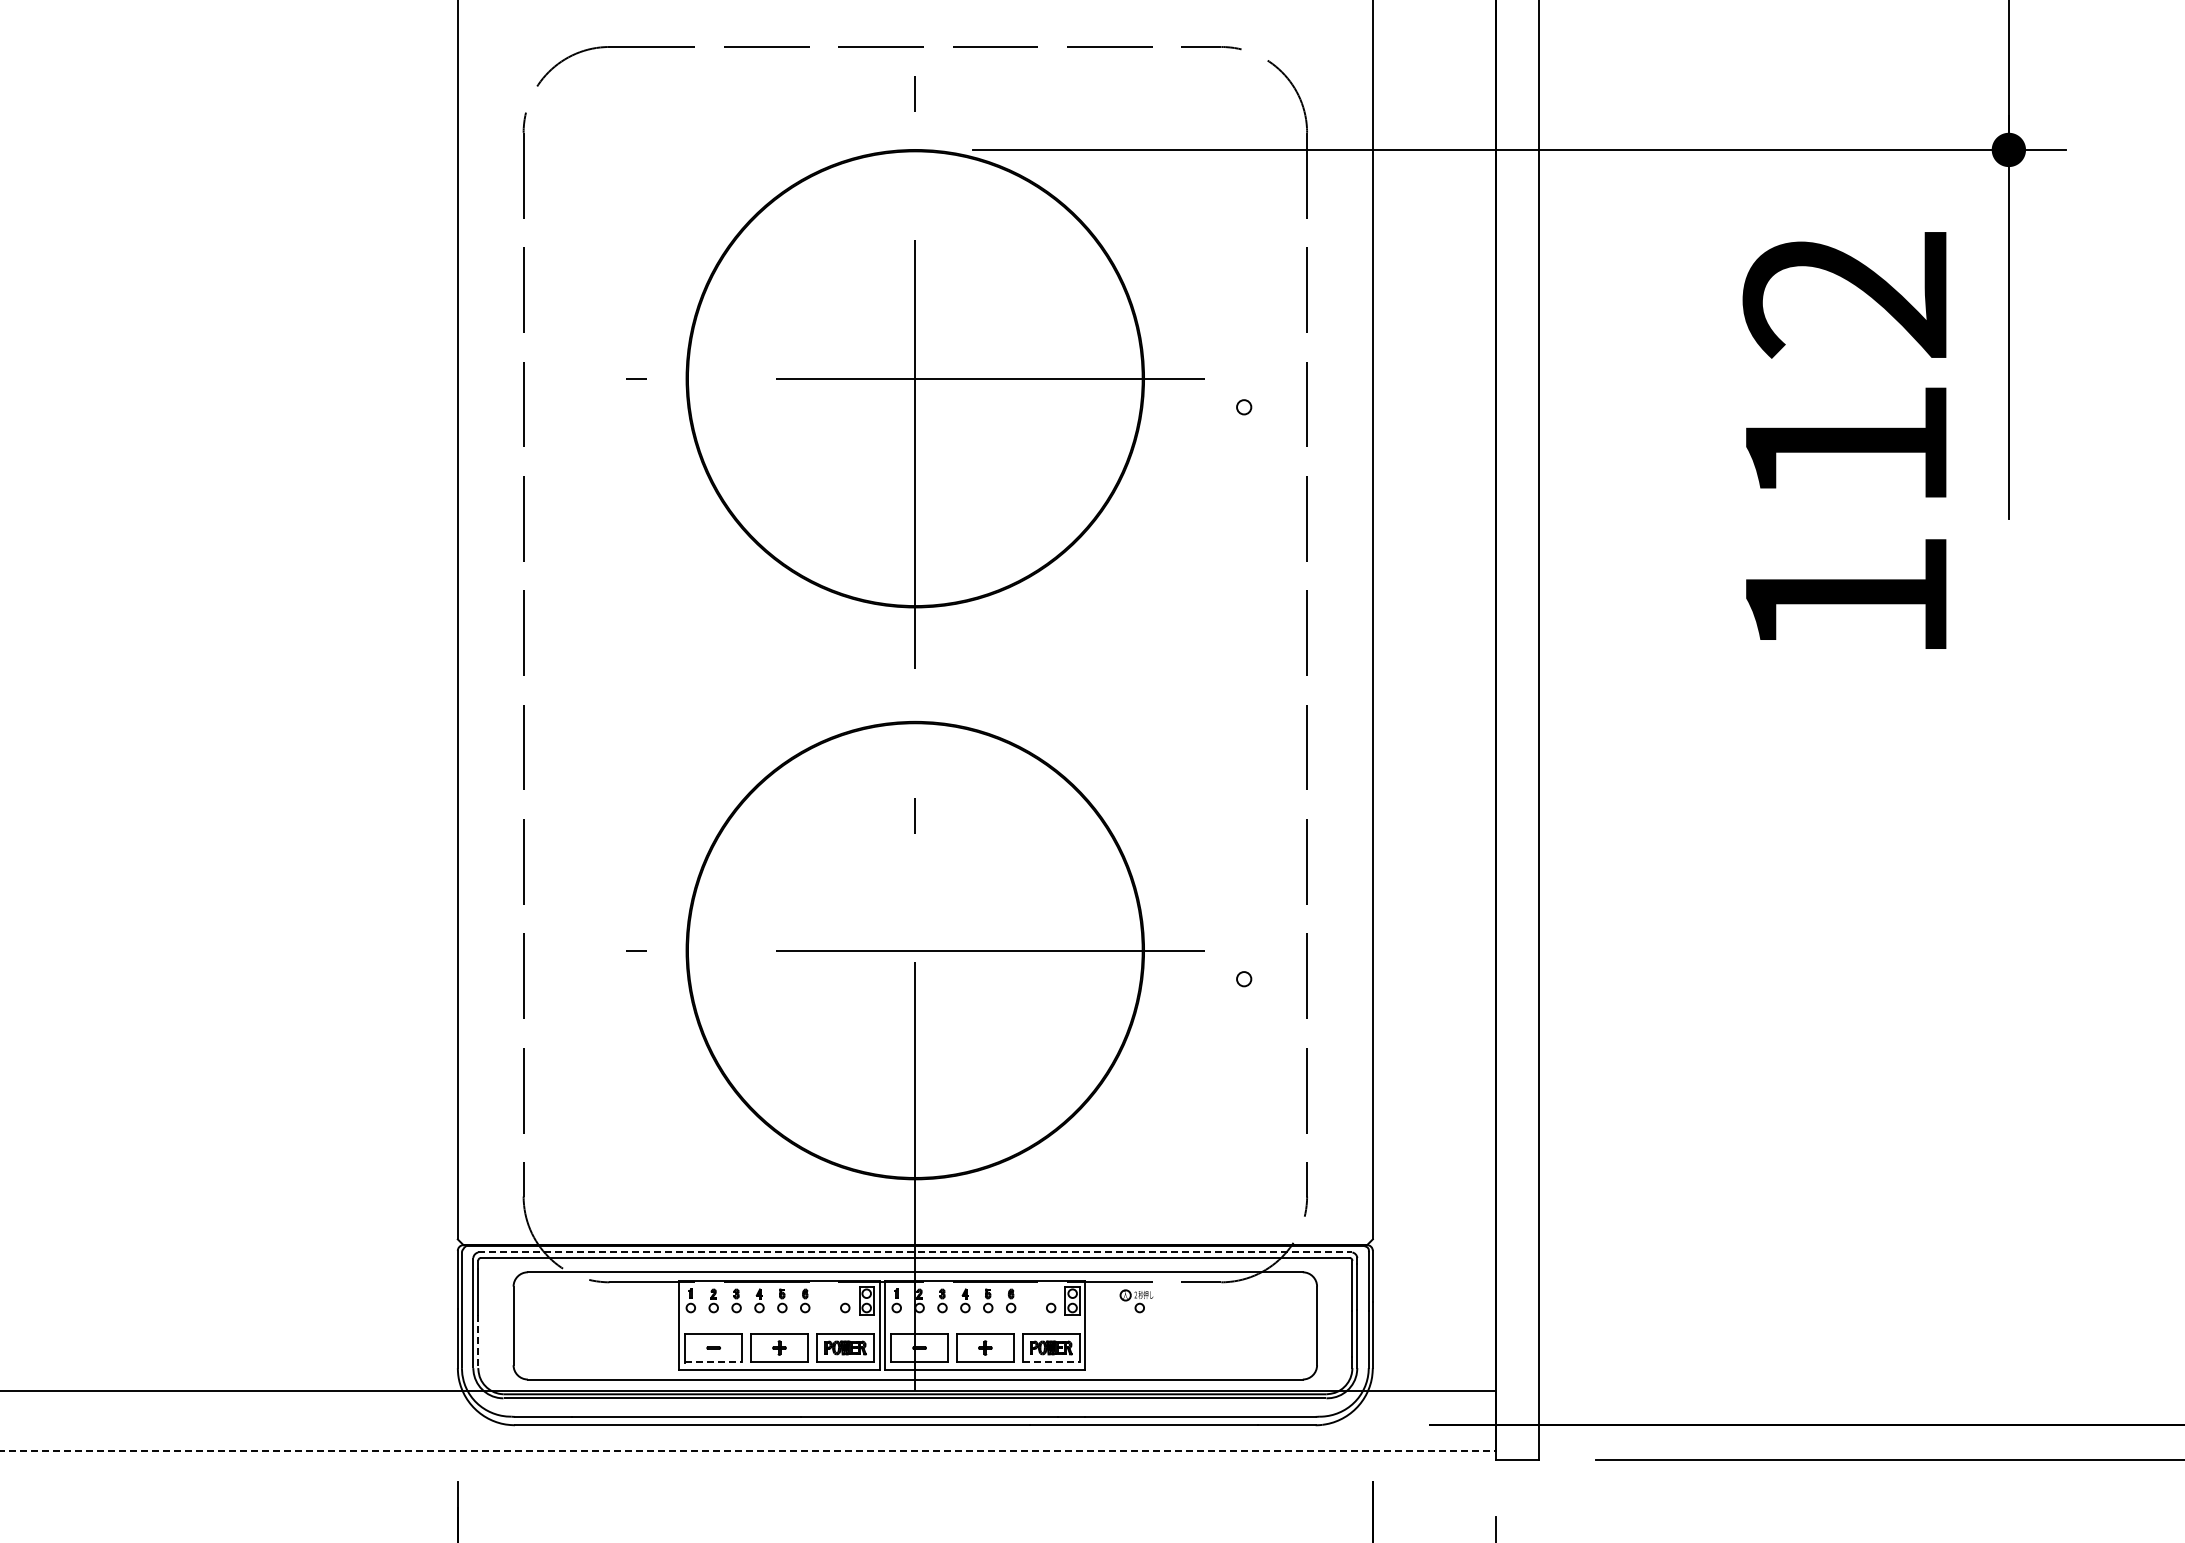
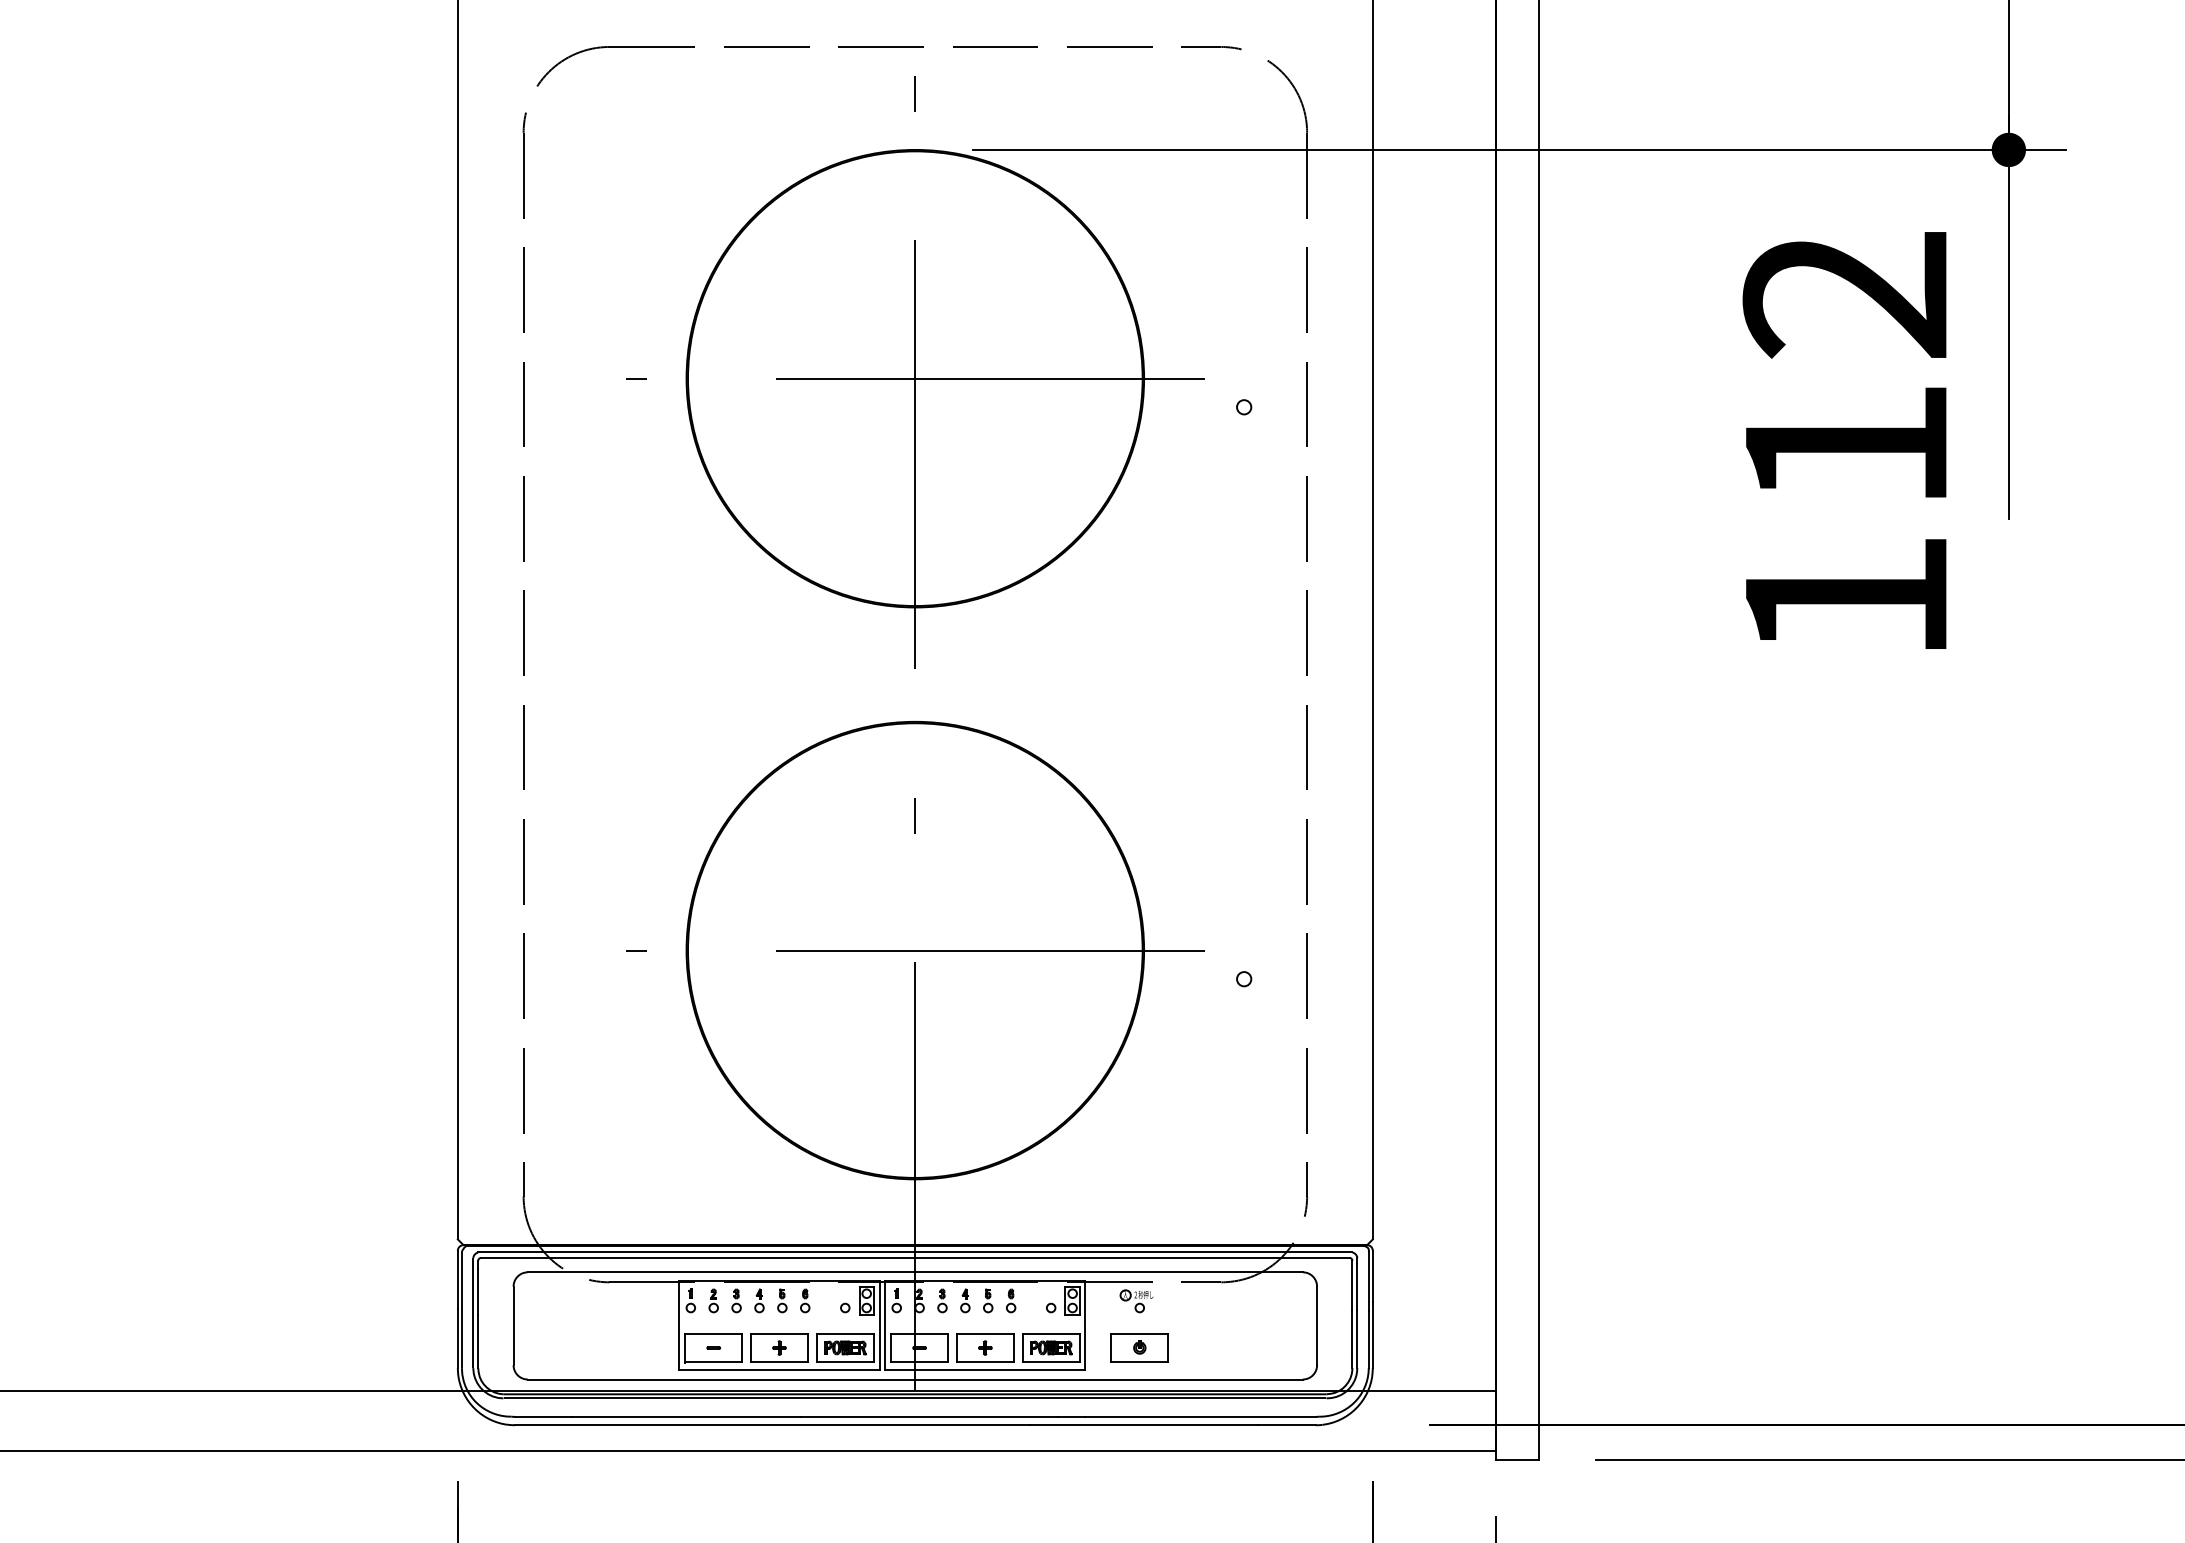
line: dashed -> solid (915, 1252)
line: dashed -> solid (478, 1342)
part: none -> present (1139, 1347)
line: dashed -> solid (713, 1362)
line: dashed -> solid (1051, 1362)
line: dashed -> solid (748, 1451)
